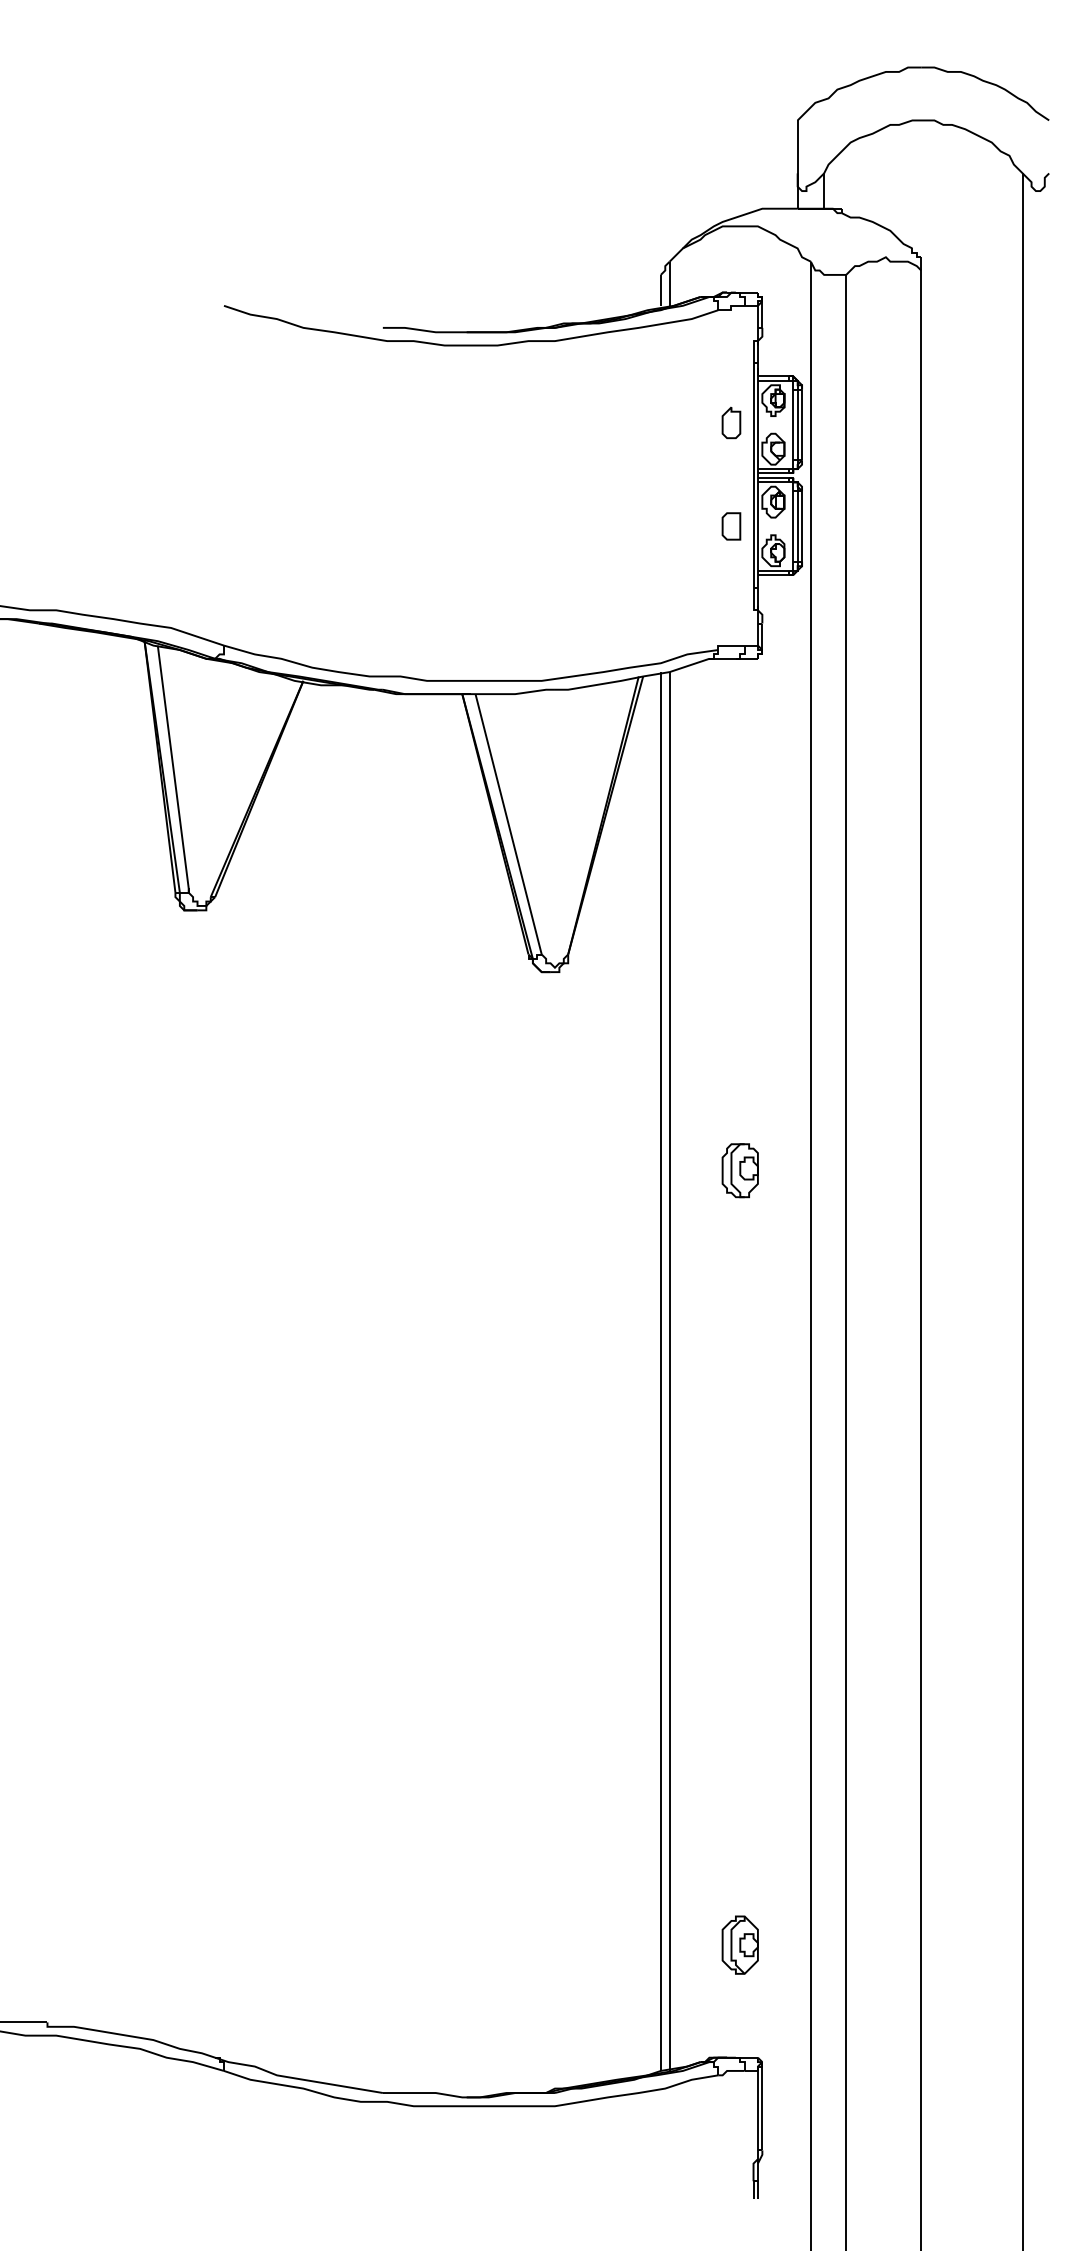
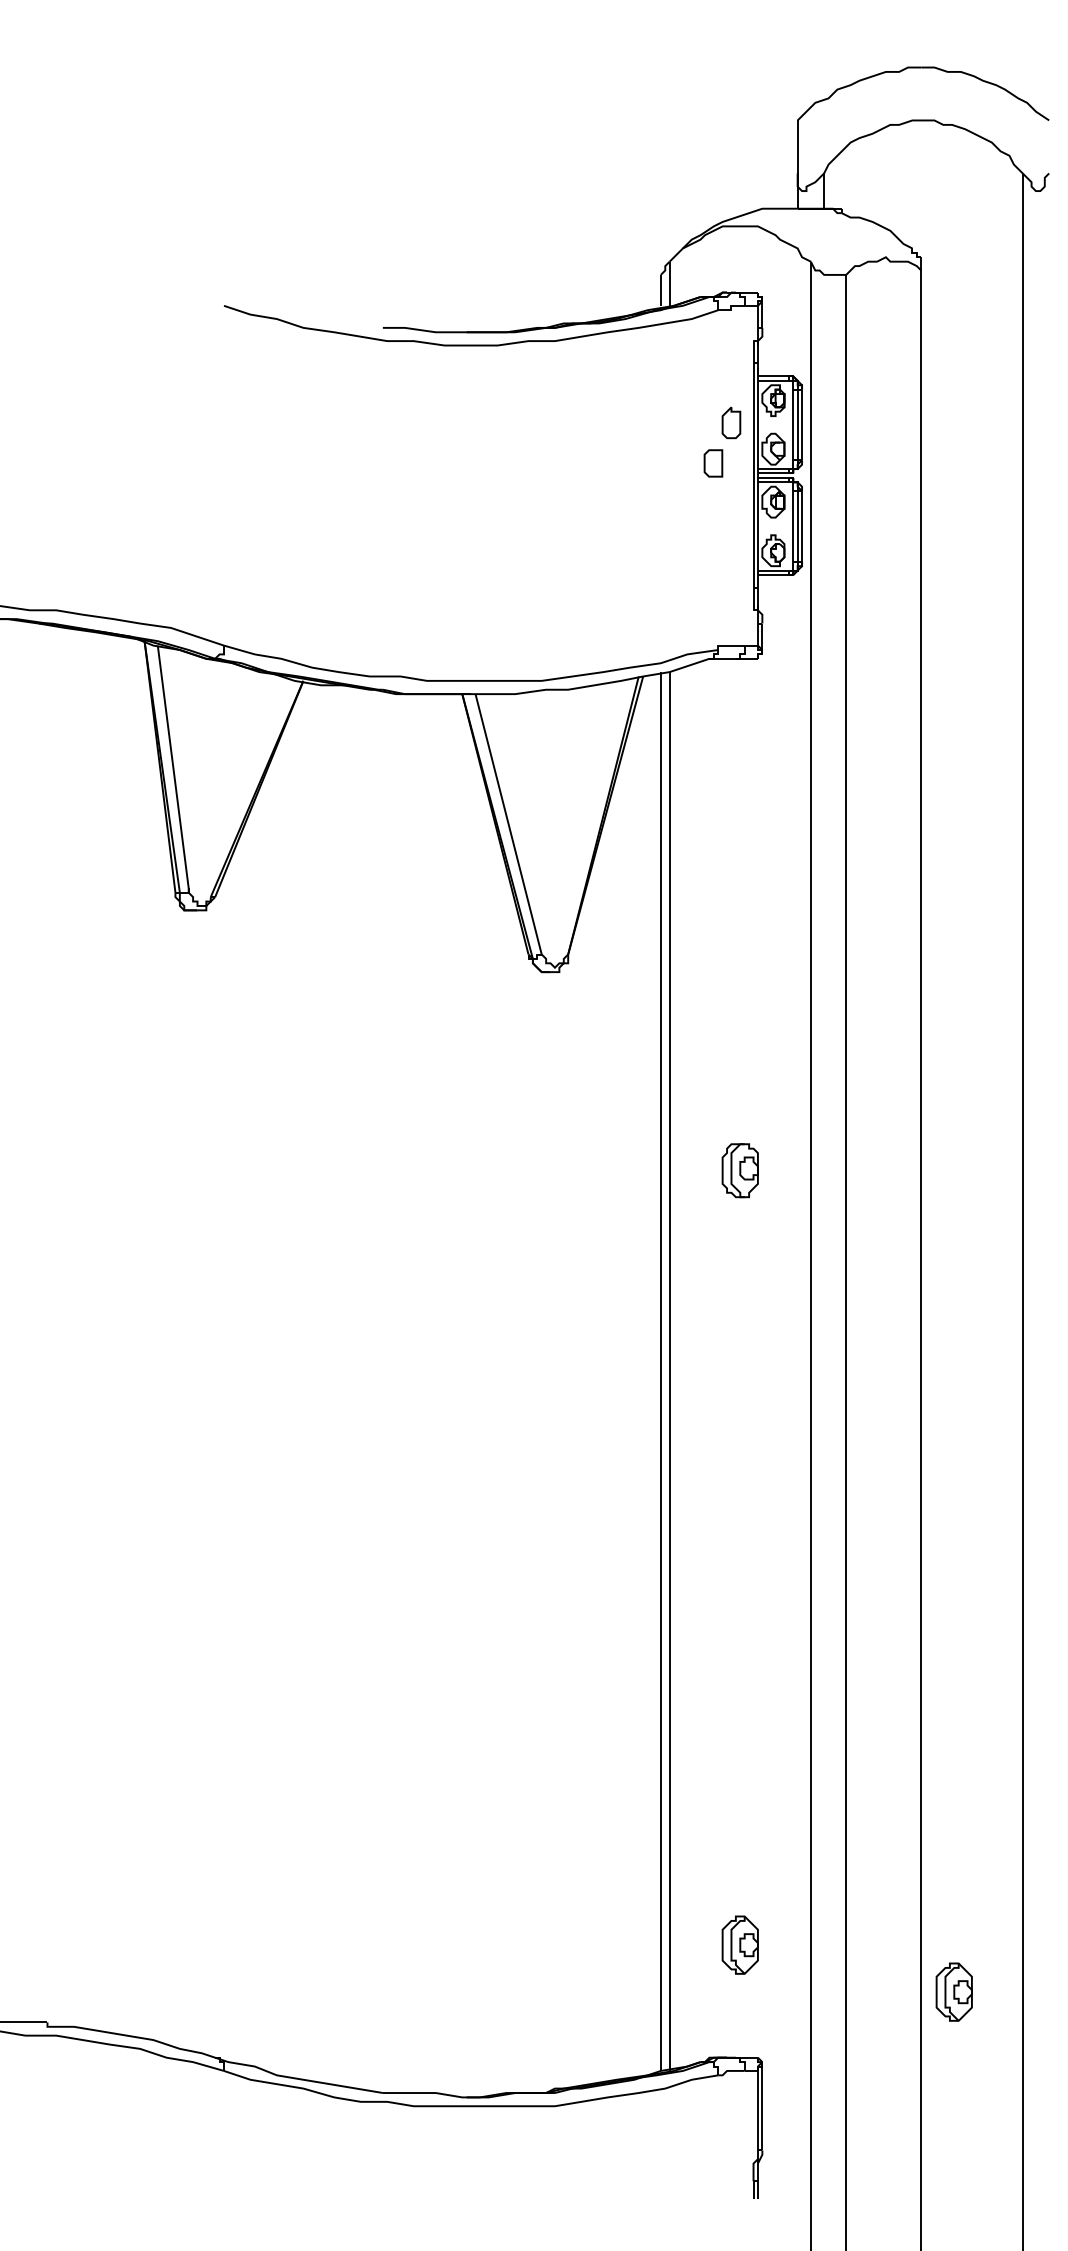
part position: (731, 526) -> (713, 463) (713, 463)
part: none -> present (953, 1991)
